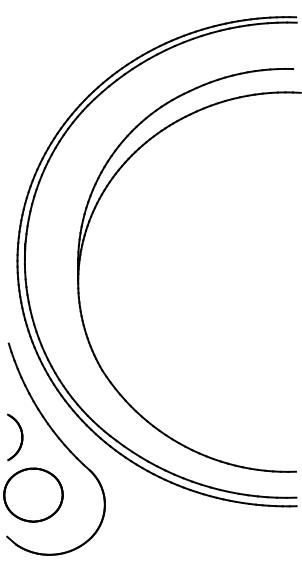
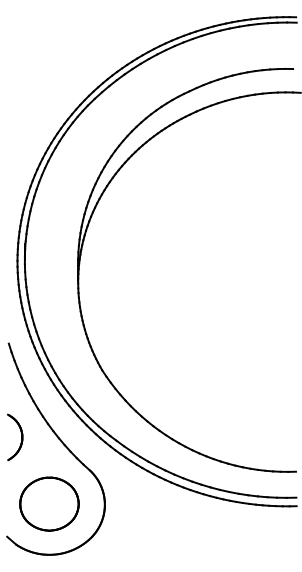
part position: (33, 494) -> (49, 503) (49, 503)
